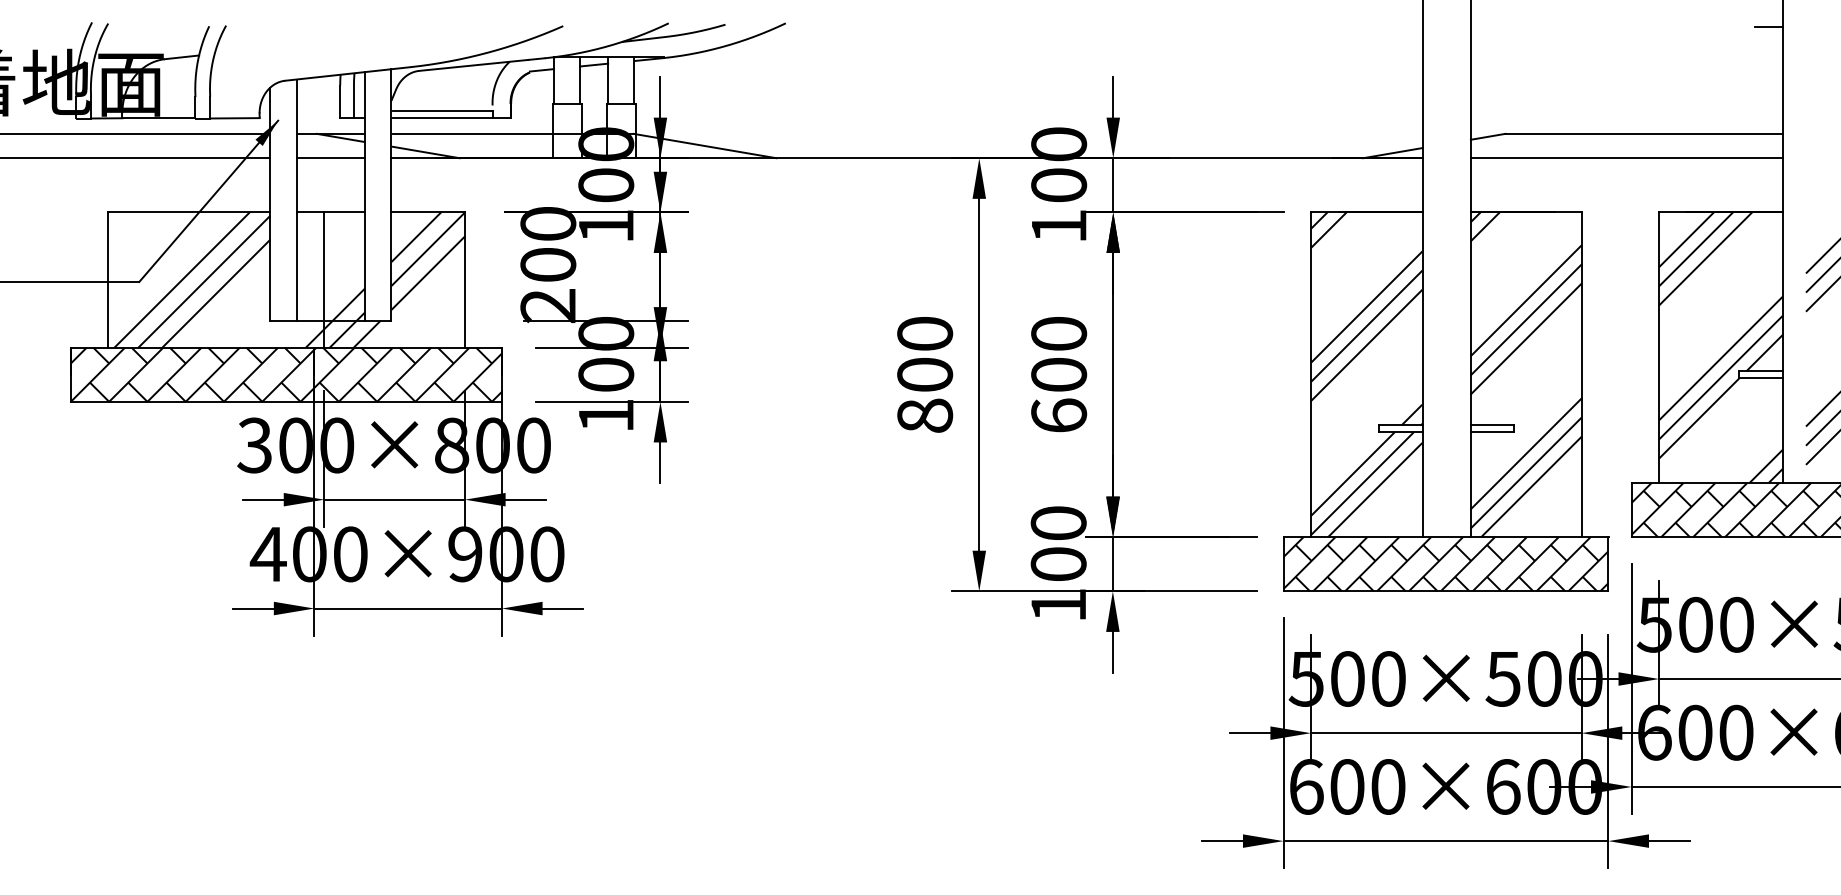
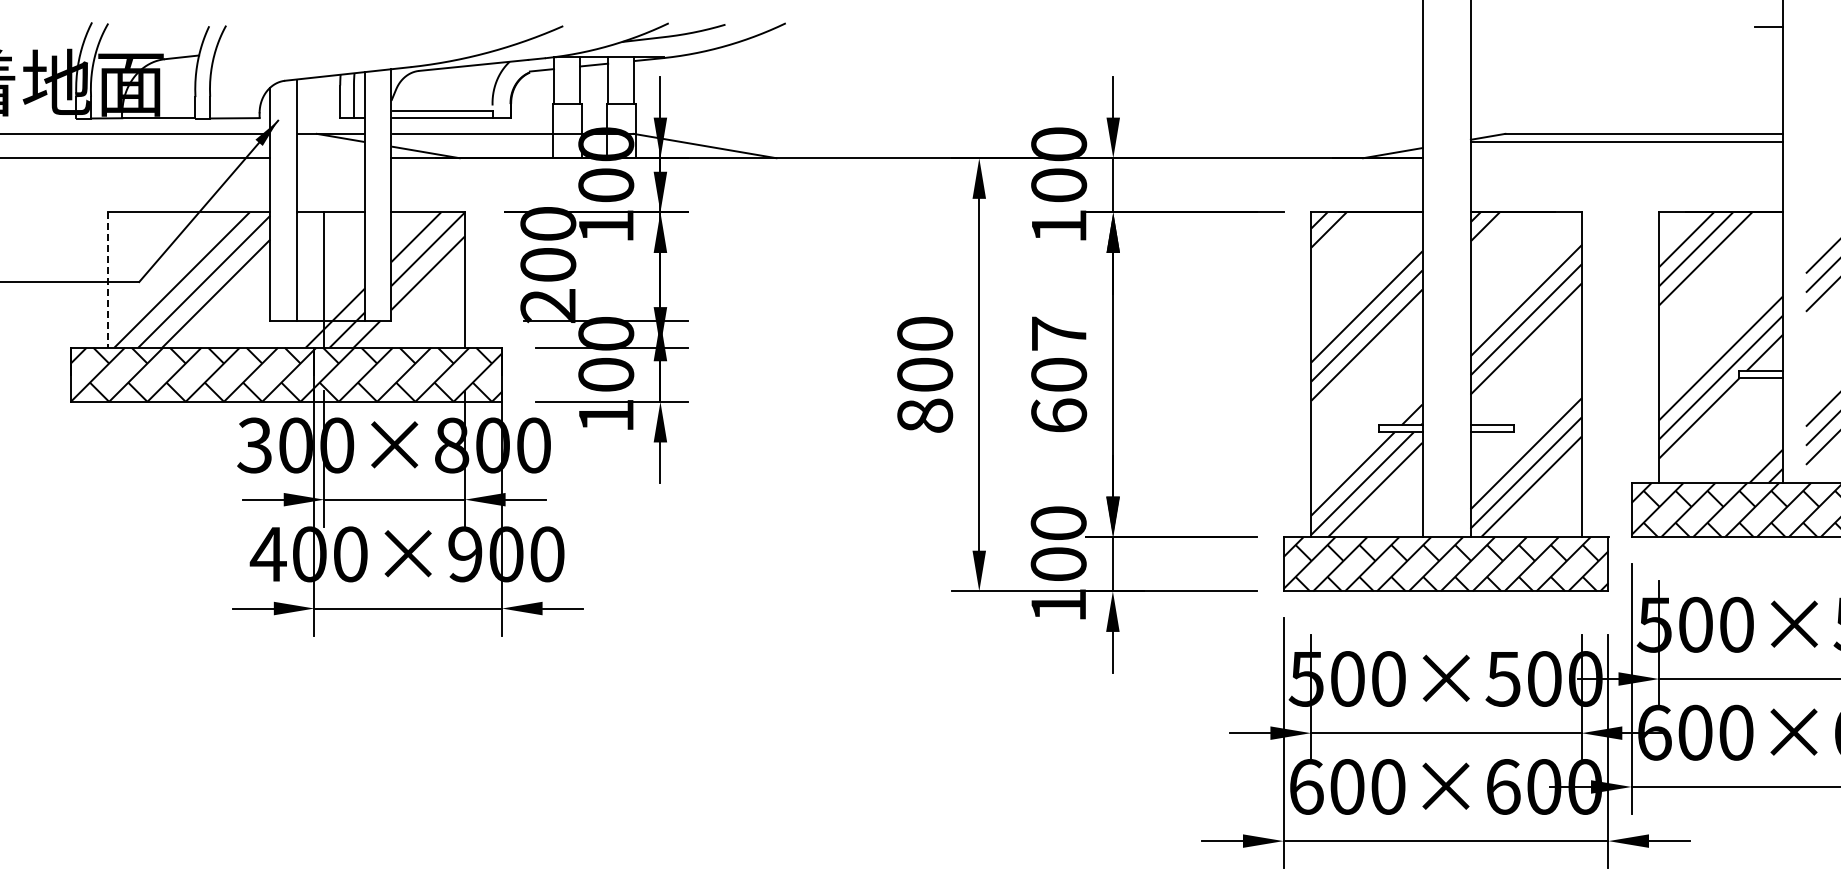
line: present -> none (330, 158)
line position: (1626, 158) -> (1626, 142) (1626, 142)
line: solid -> dashed (107, 280)
text: 600 -> 607 (1059, 333)
